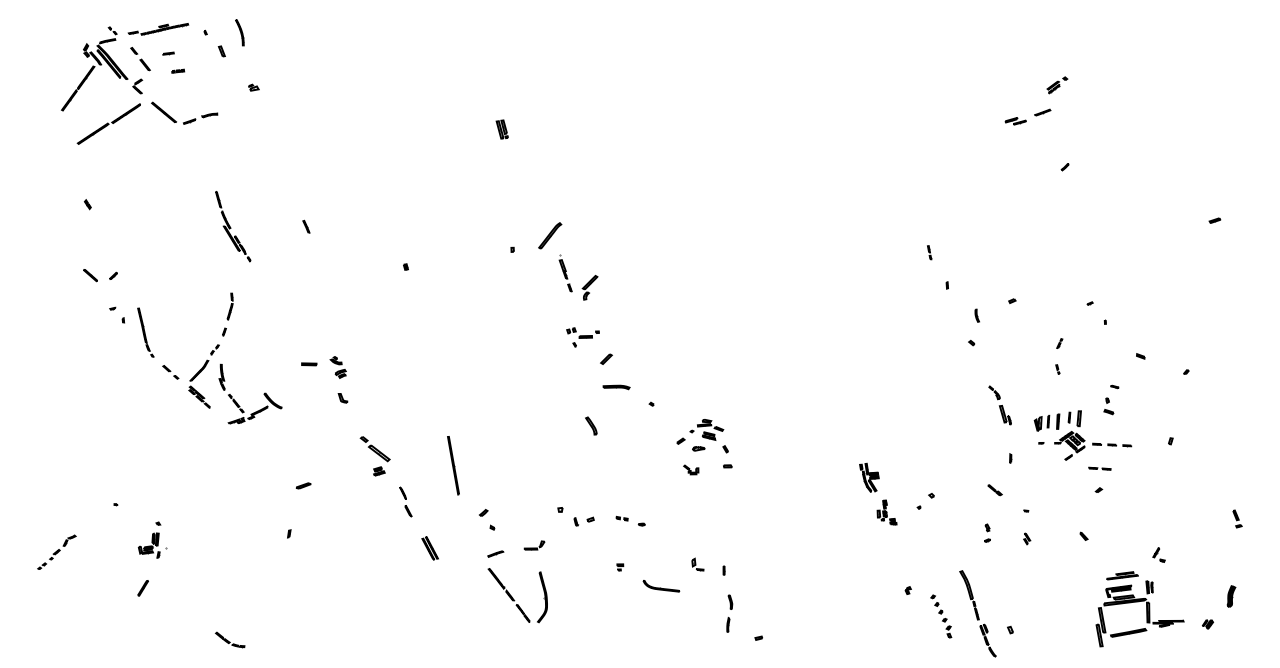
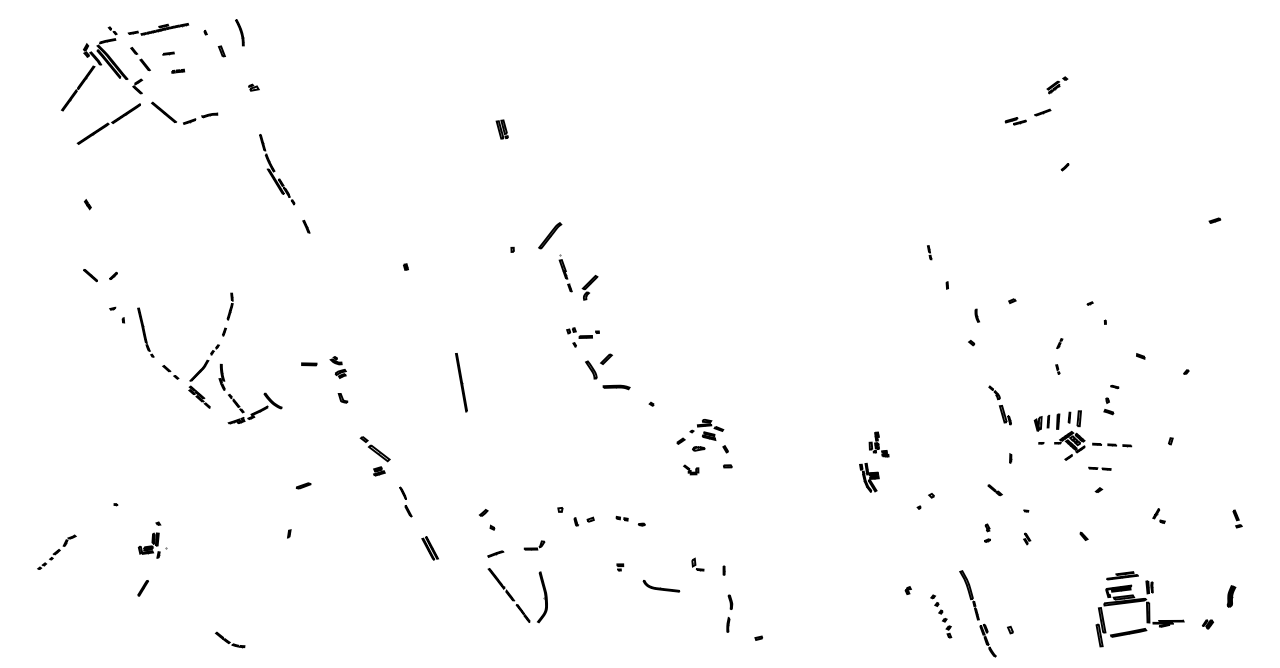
part position: (233, 226) -> (277, 169) (277, 169)
part position: (591, 425) -> (591, 369) (591, 369)
line position: (453, 465) -> (461, 382) (461, 382)
part position: (886, 512) -> (878, 444) (878, 444)
part position: (1158, 554) -> (1158, 515) (1158, 515)
